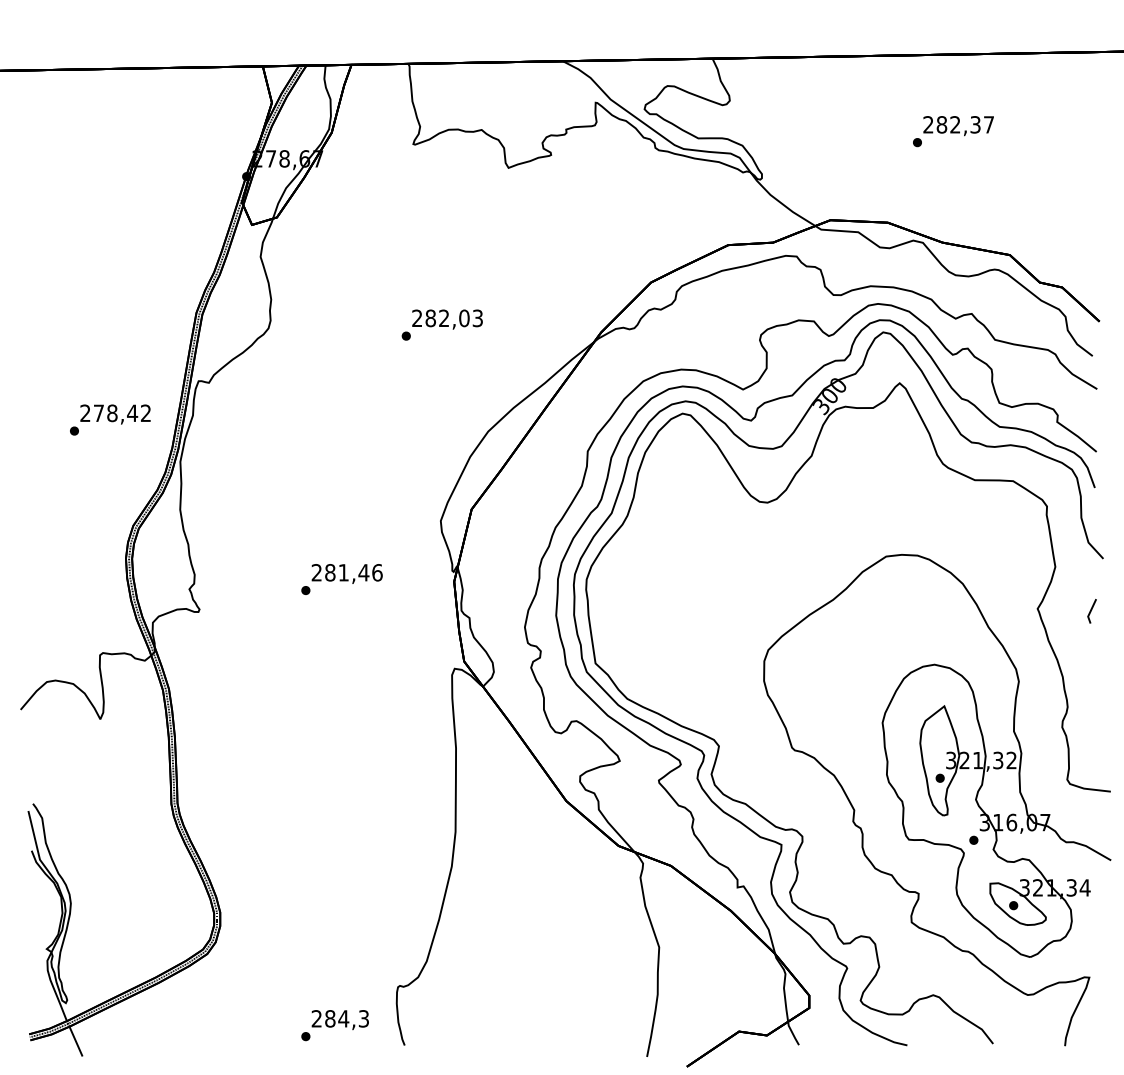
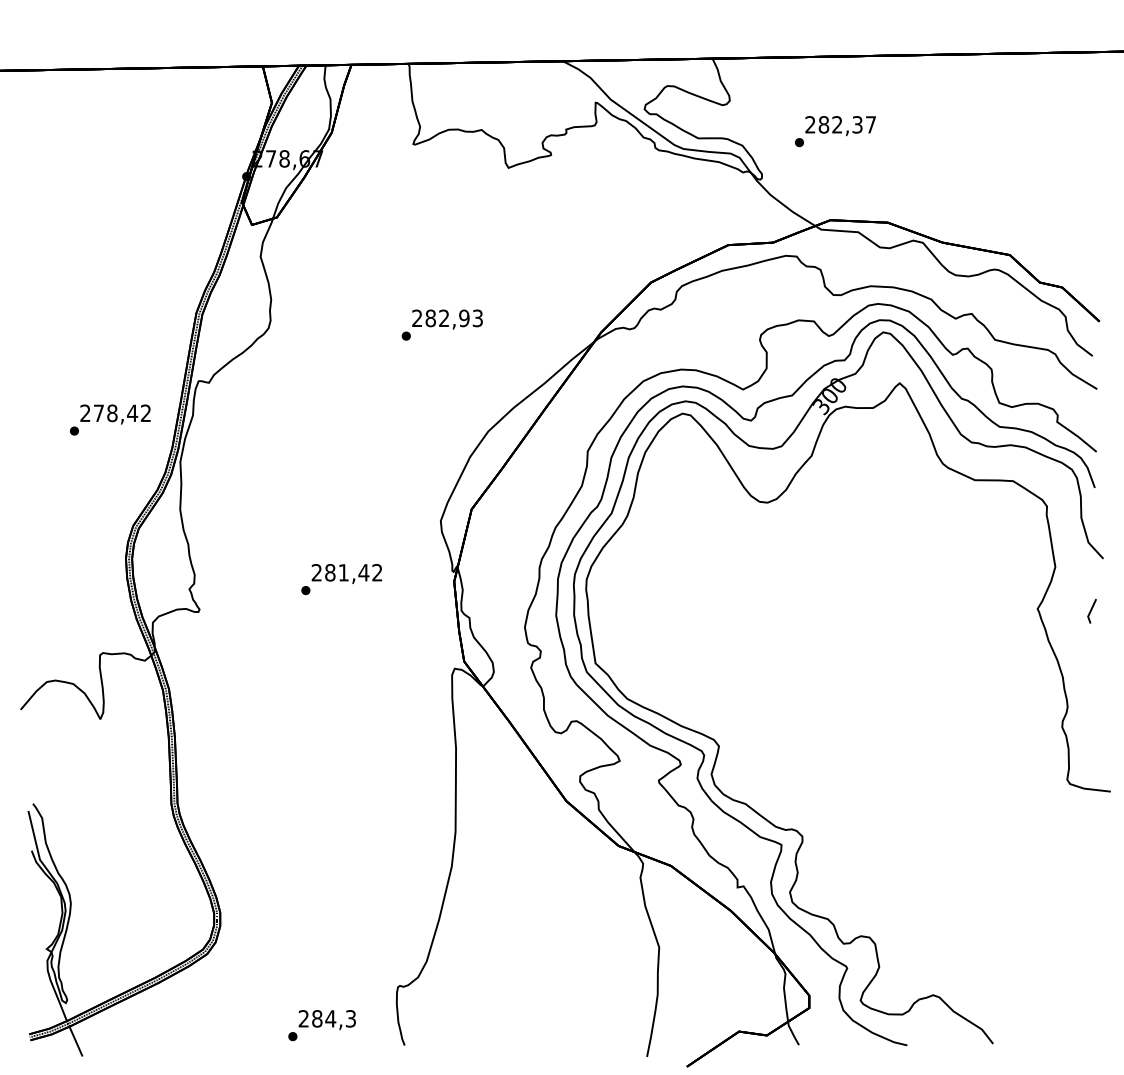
text position: (953, 131) -> (835, 131) (835, 131)
text: 282,03 -> 282,93 (464, 318)
text: 281,46 -> 281,42 (377, 572)
part: present -> none (937, 800)
text position: (334, 1025) -> (321, 1025) (321, 1025)
